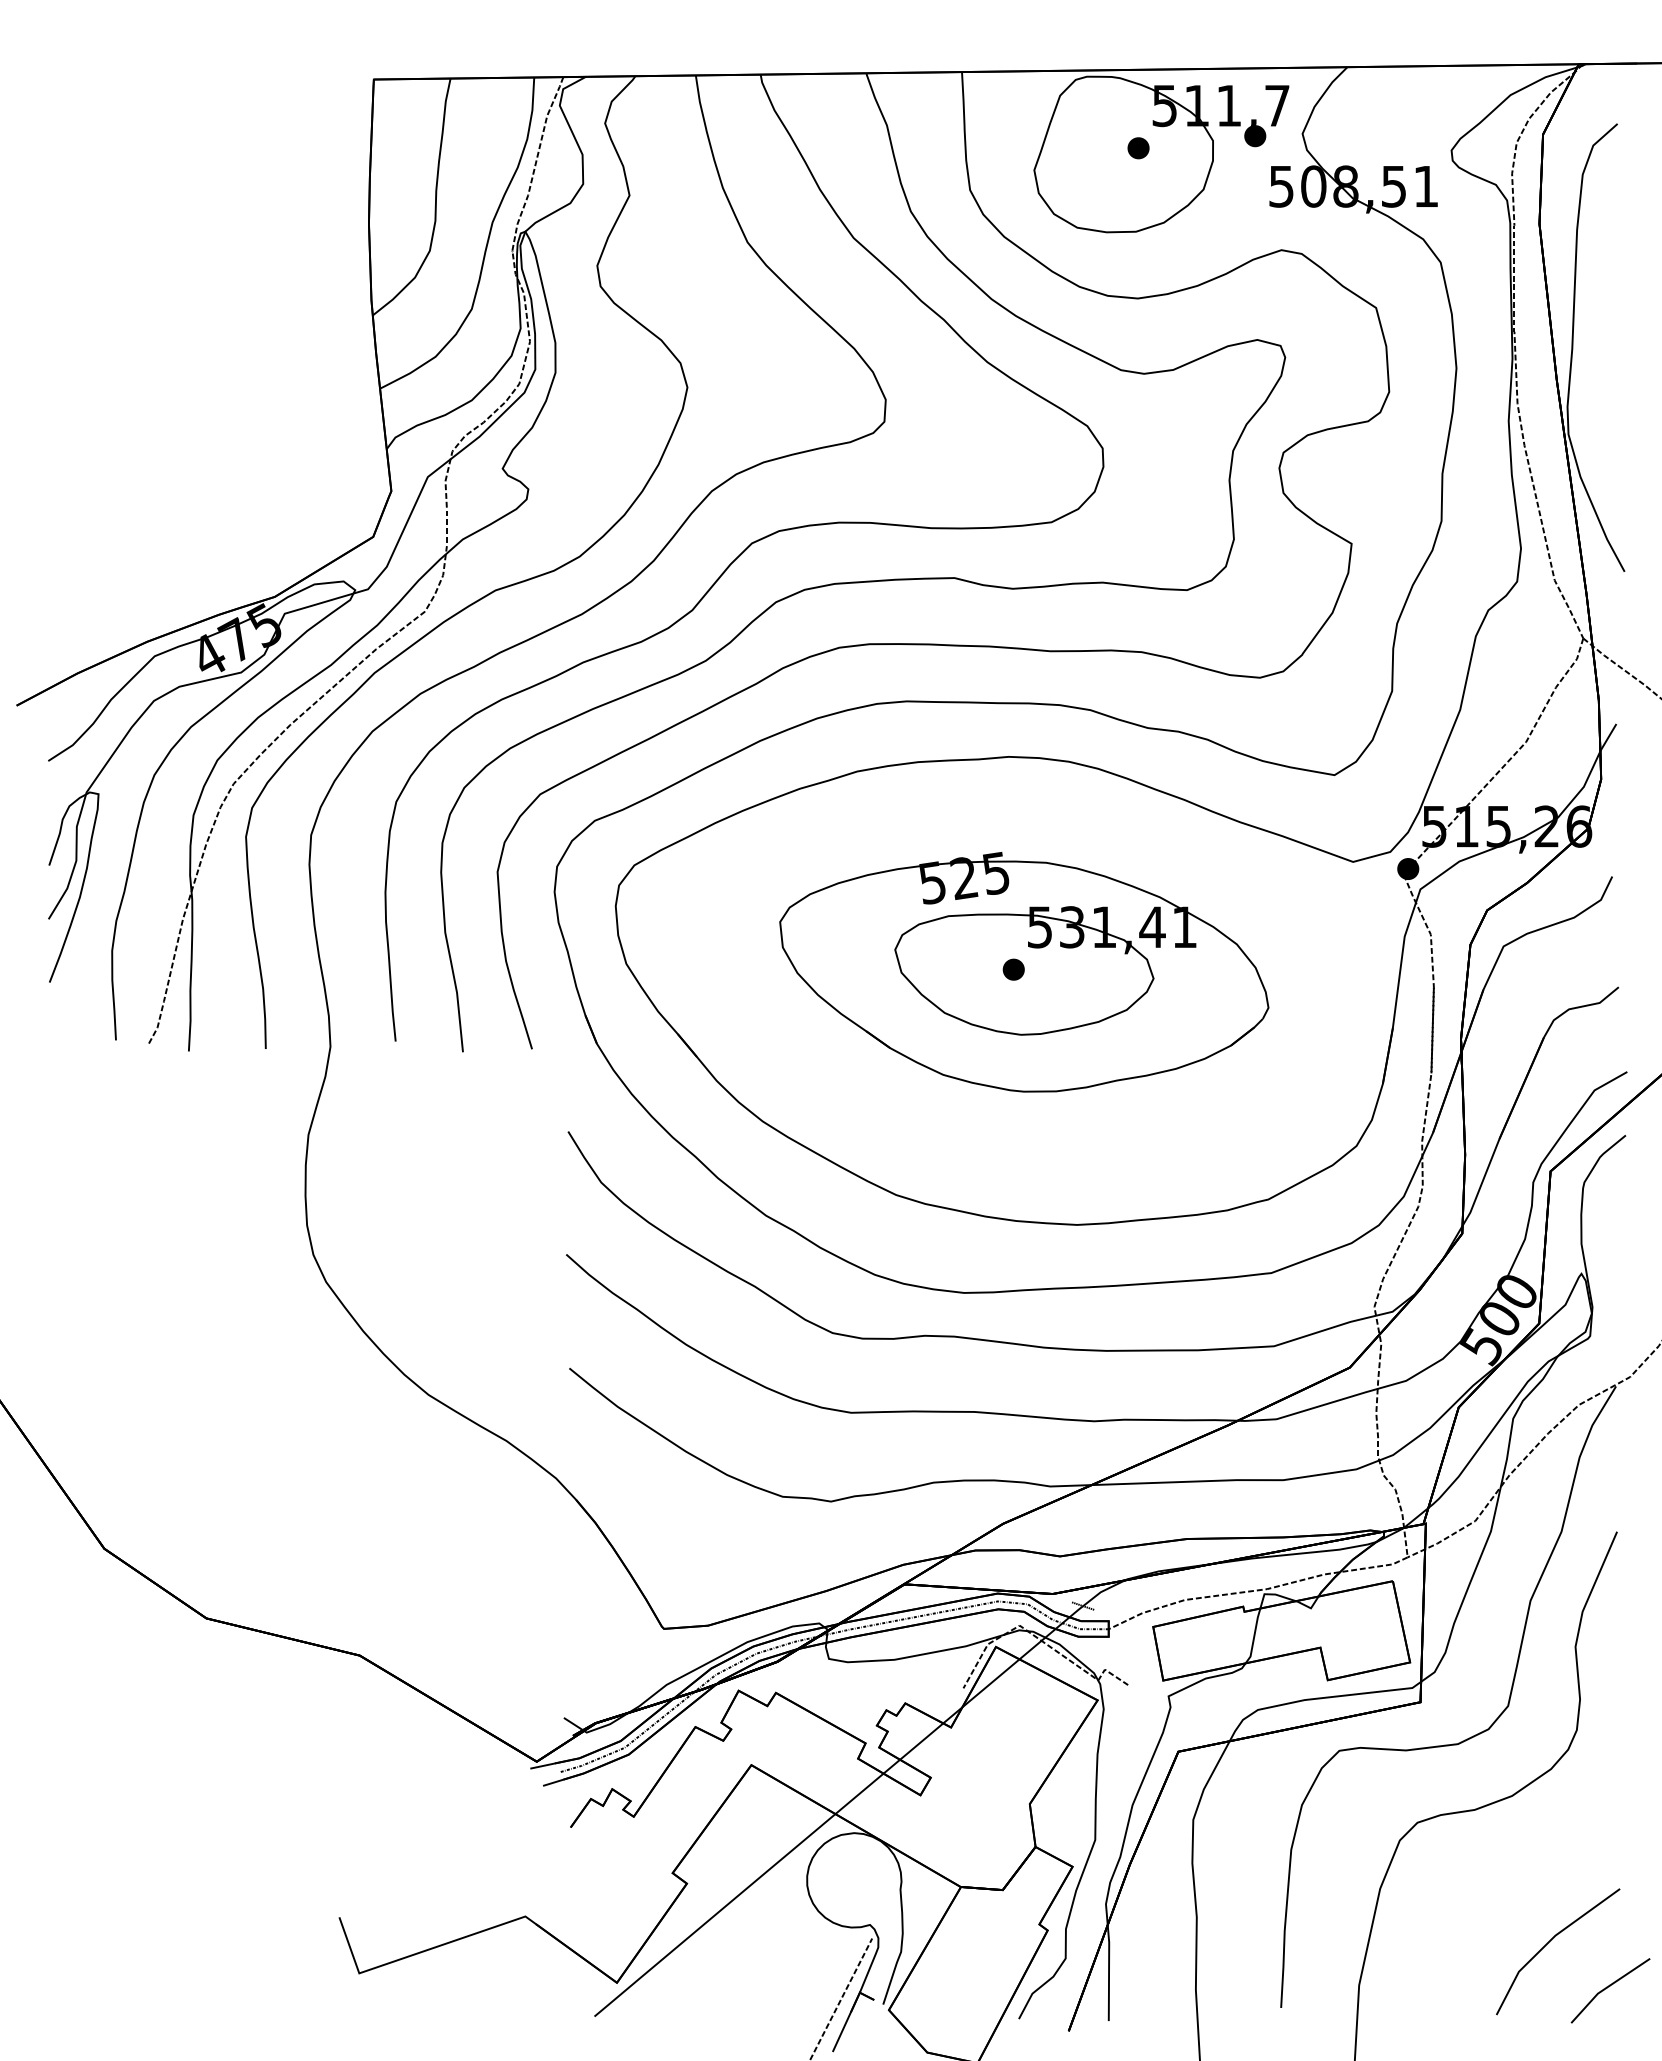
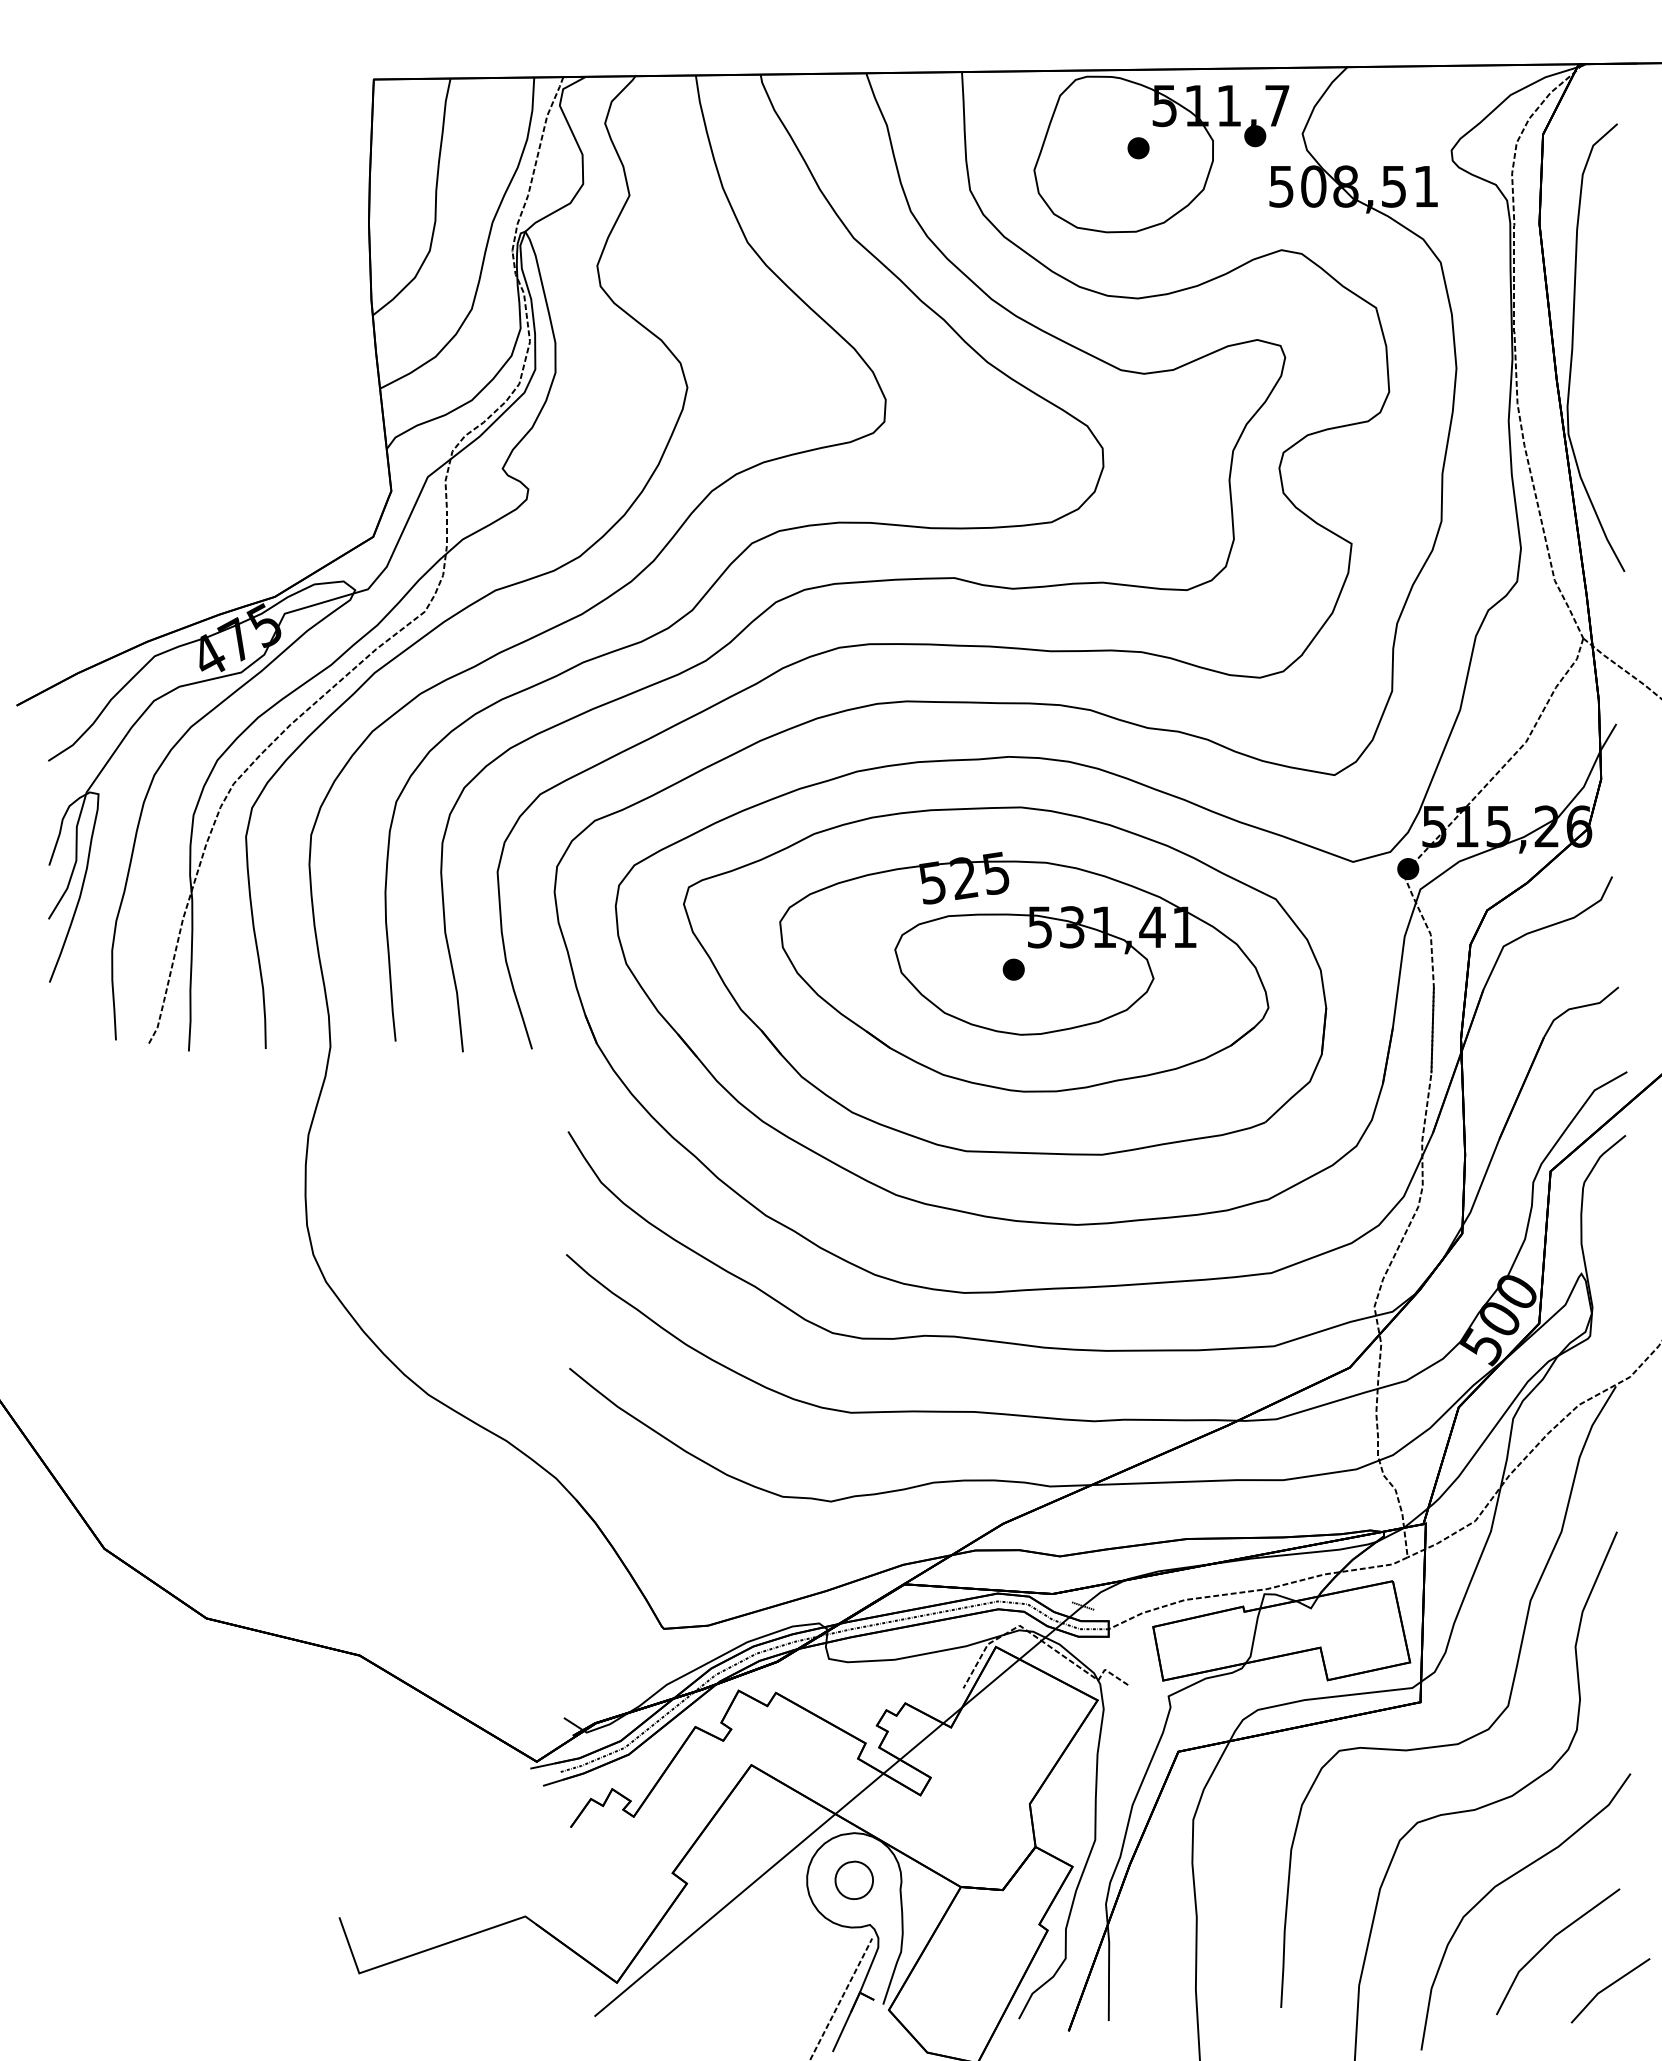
part: none -> present (1005, 980)
part: none -> present (853, 1879)
curve: none -> present (1505, 1881)
